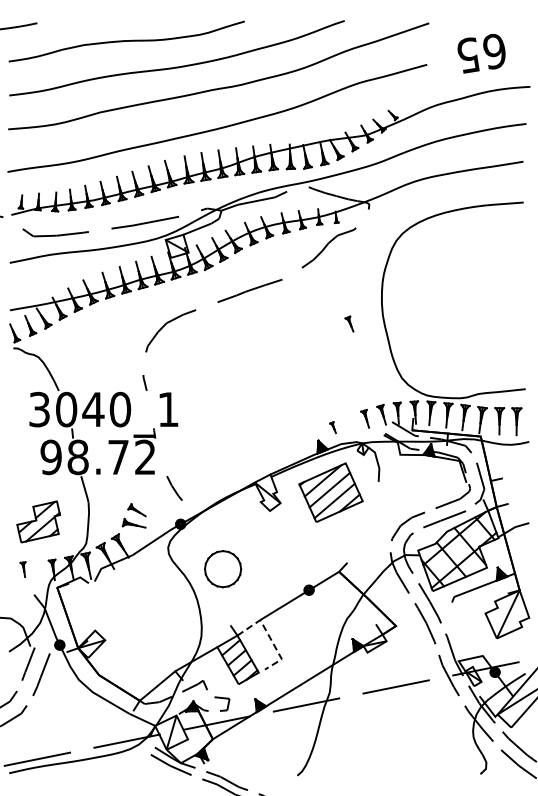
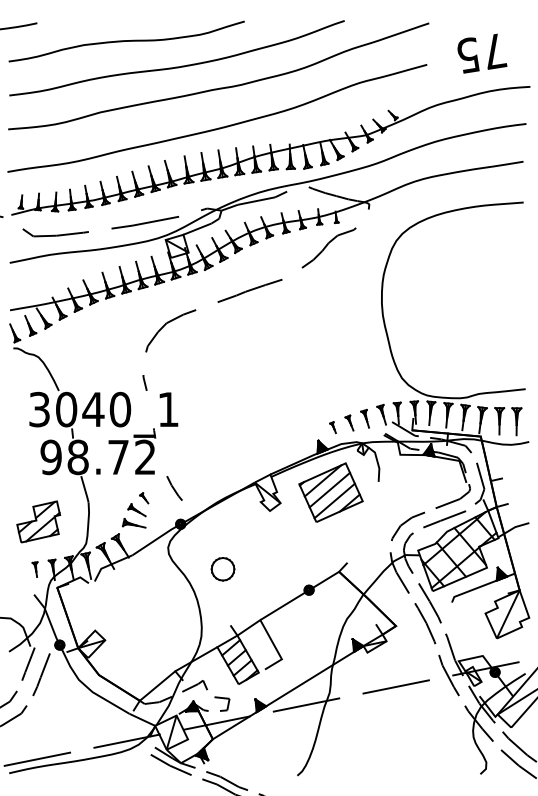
text: 65 -> 75 (495, 51)
part position: (349, 323) -> (349, 422) (349, 422)
part: none -> present (144, 498)
part position: (22, 569) -> (34, 569) (34, 569)
part size: 39x39 px -> 26x25 px (222, 569)
line: dashed -> solid (269, 636)
